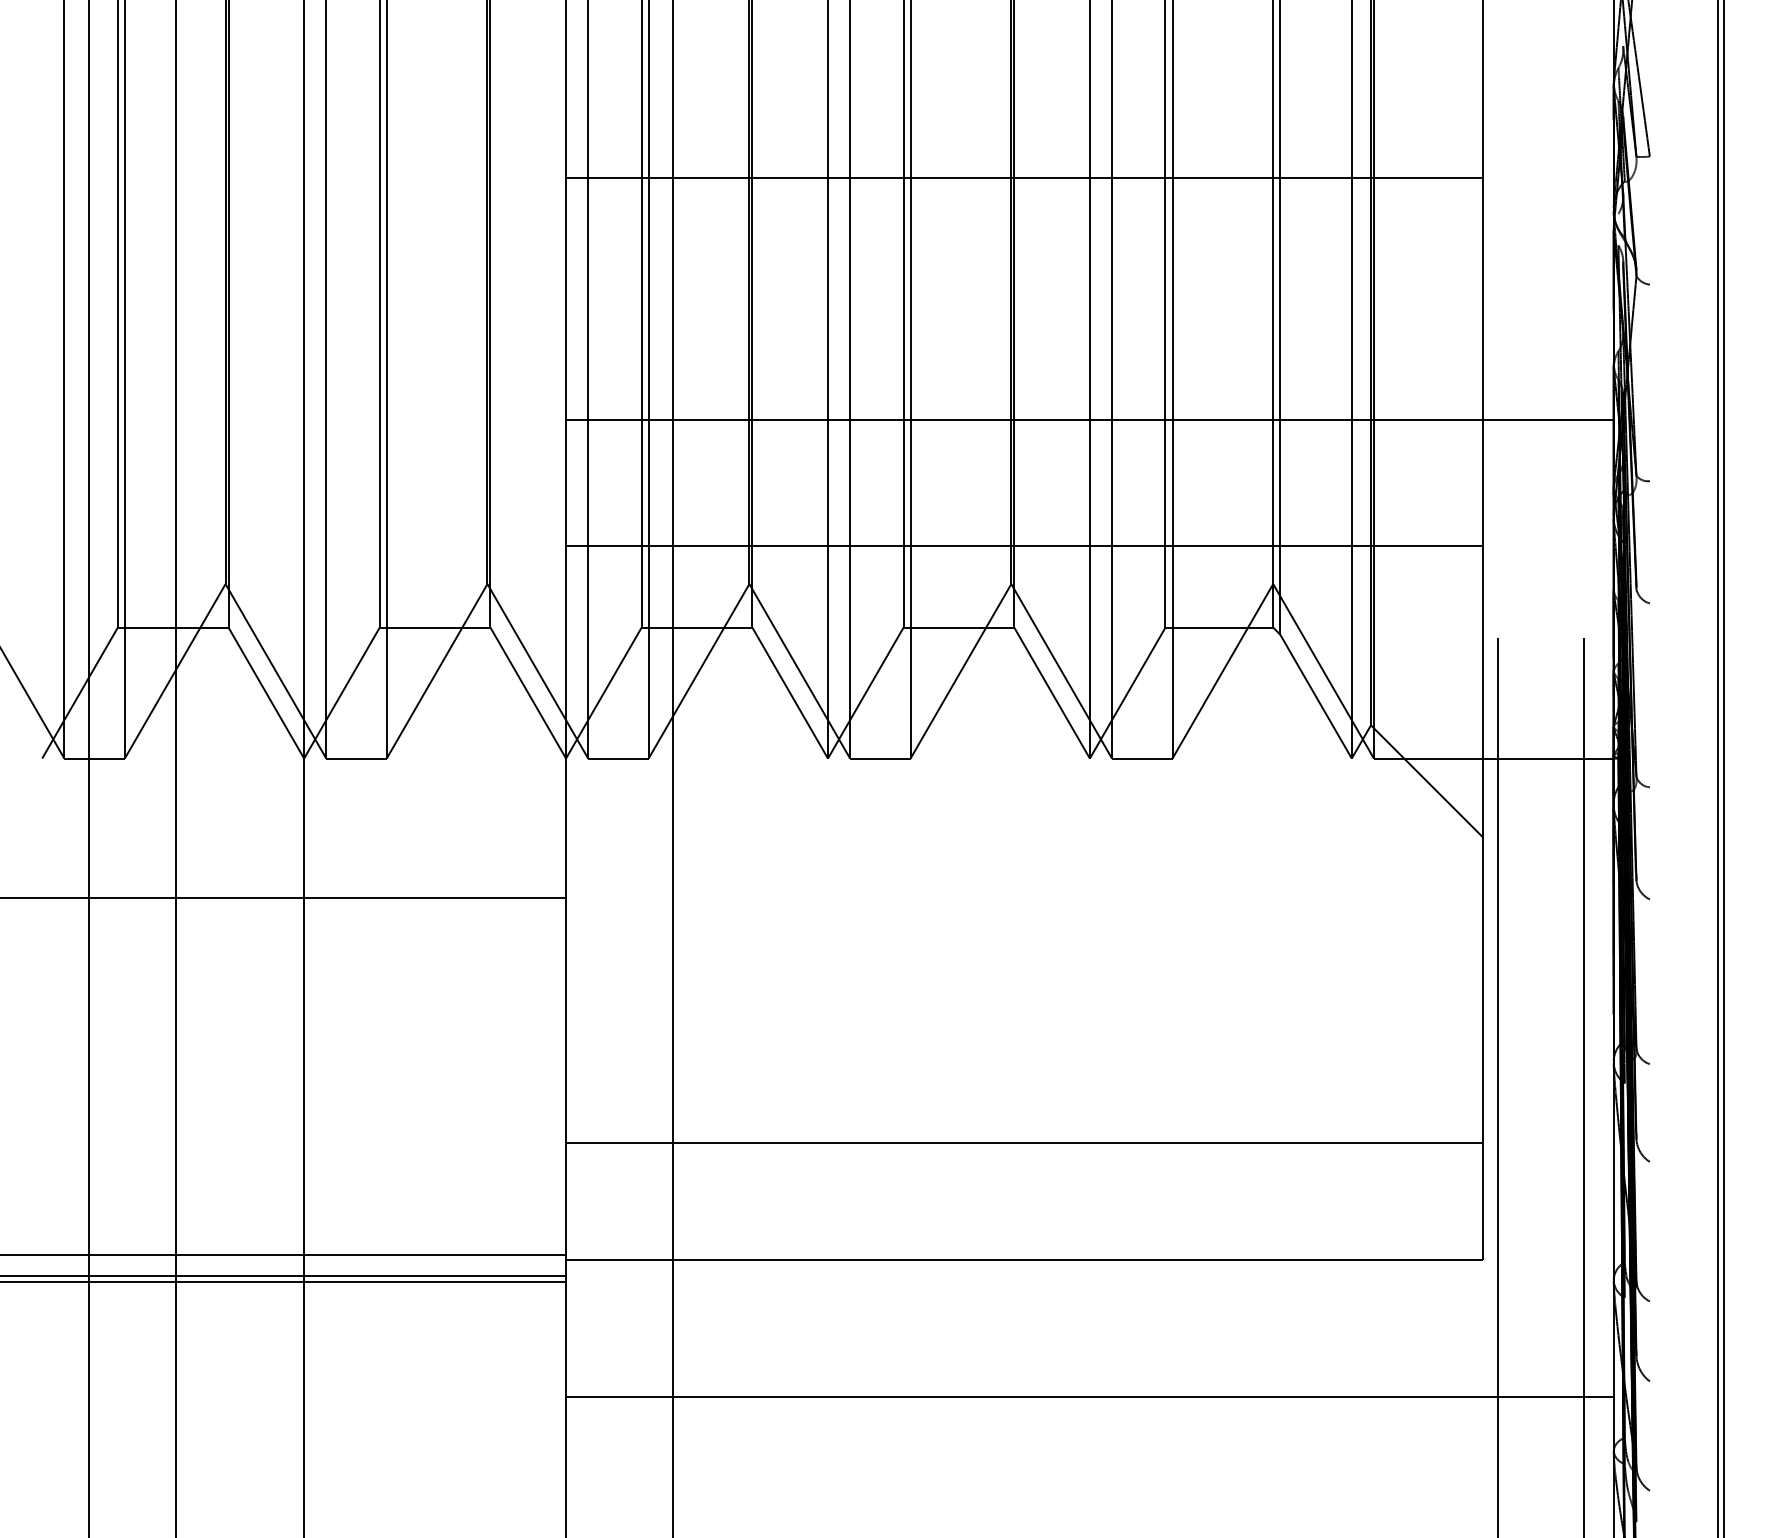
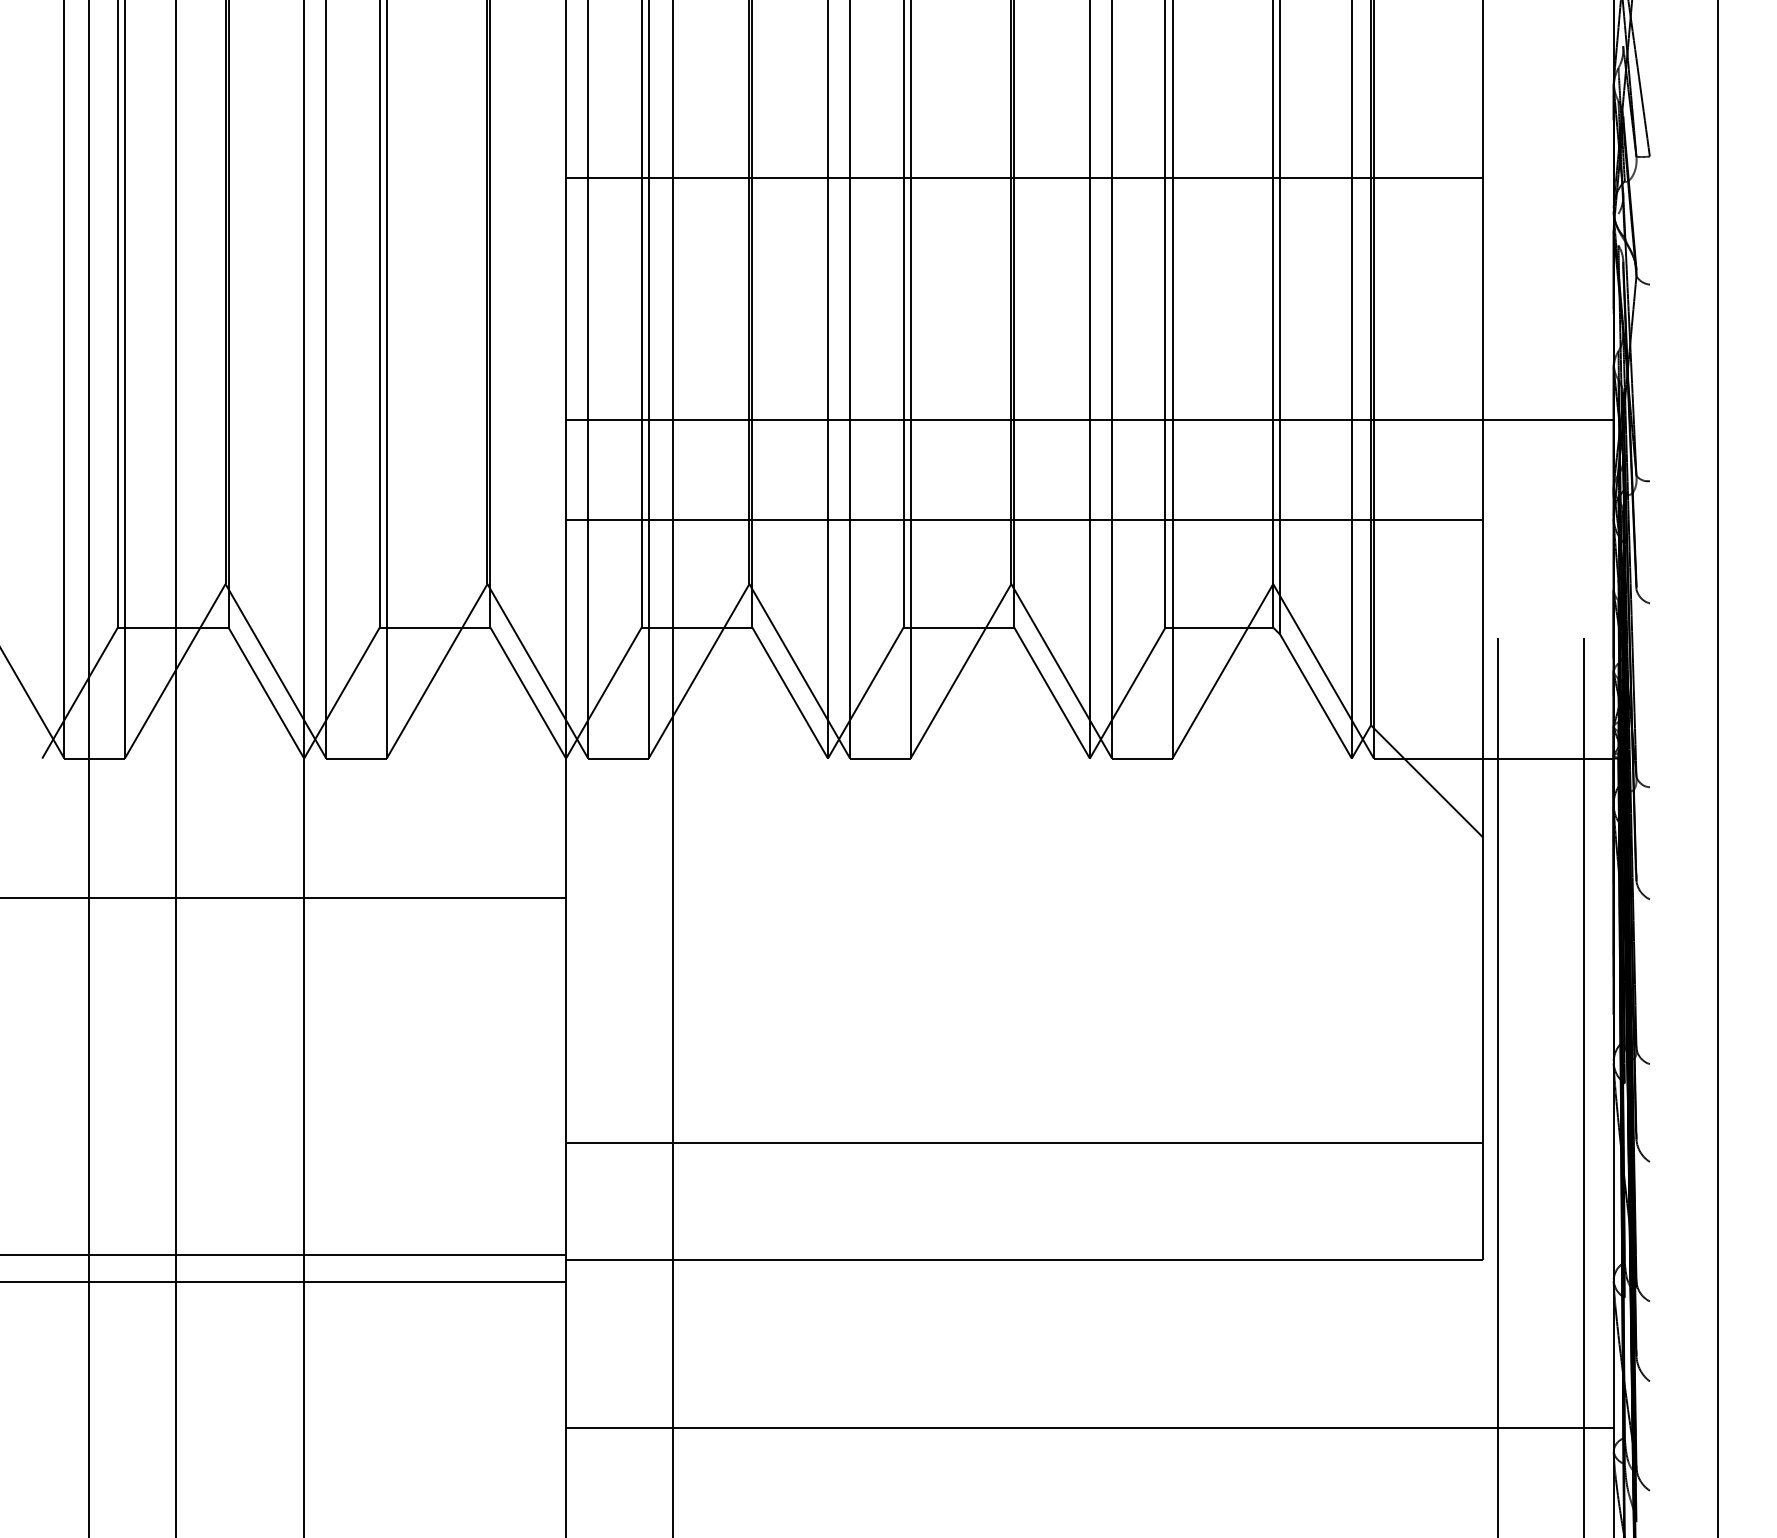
line position: (1024, 545) -> (1024, 519) (1024, 519)
line: present -> none (1723, 768)
line: present -> none (284, 1275)
line position: (1089, 1397) -> (1089, 1428) (1089, 1428)
